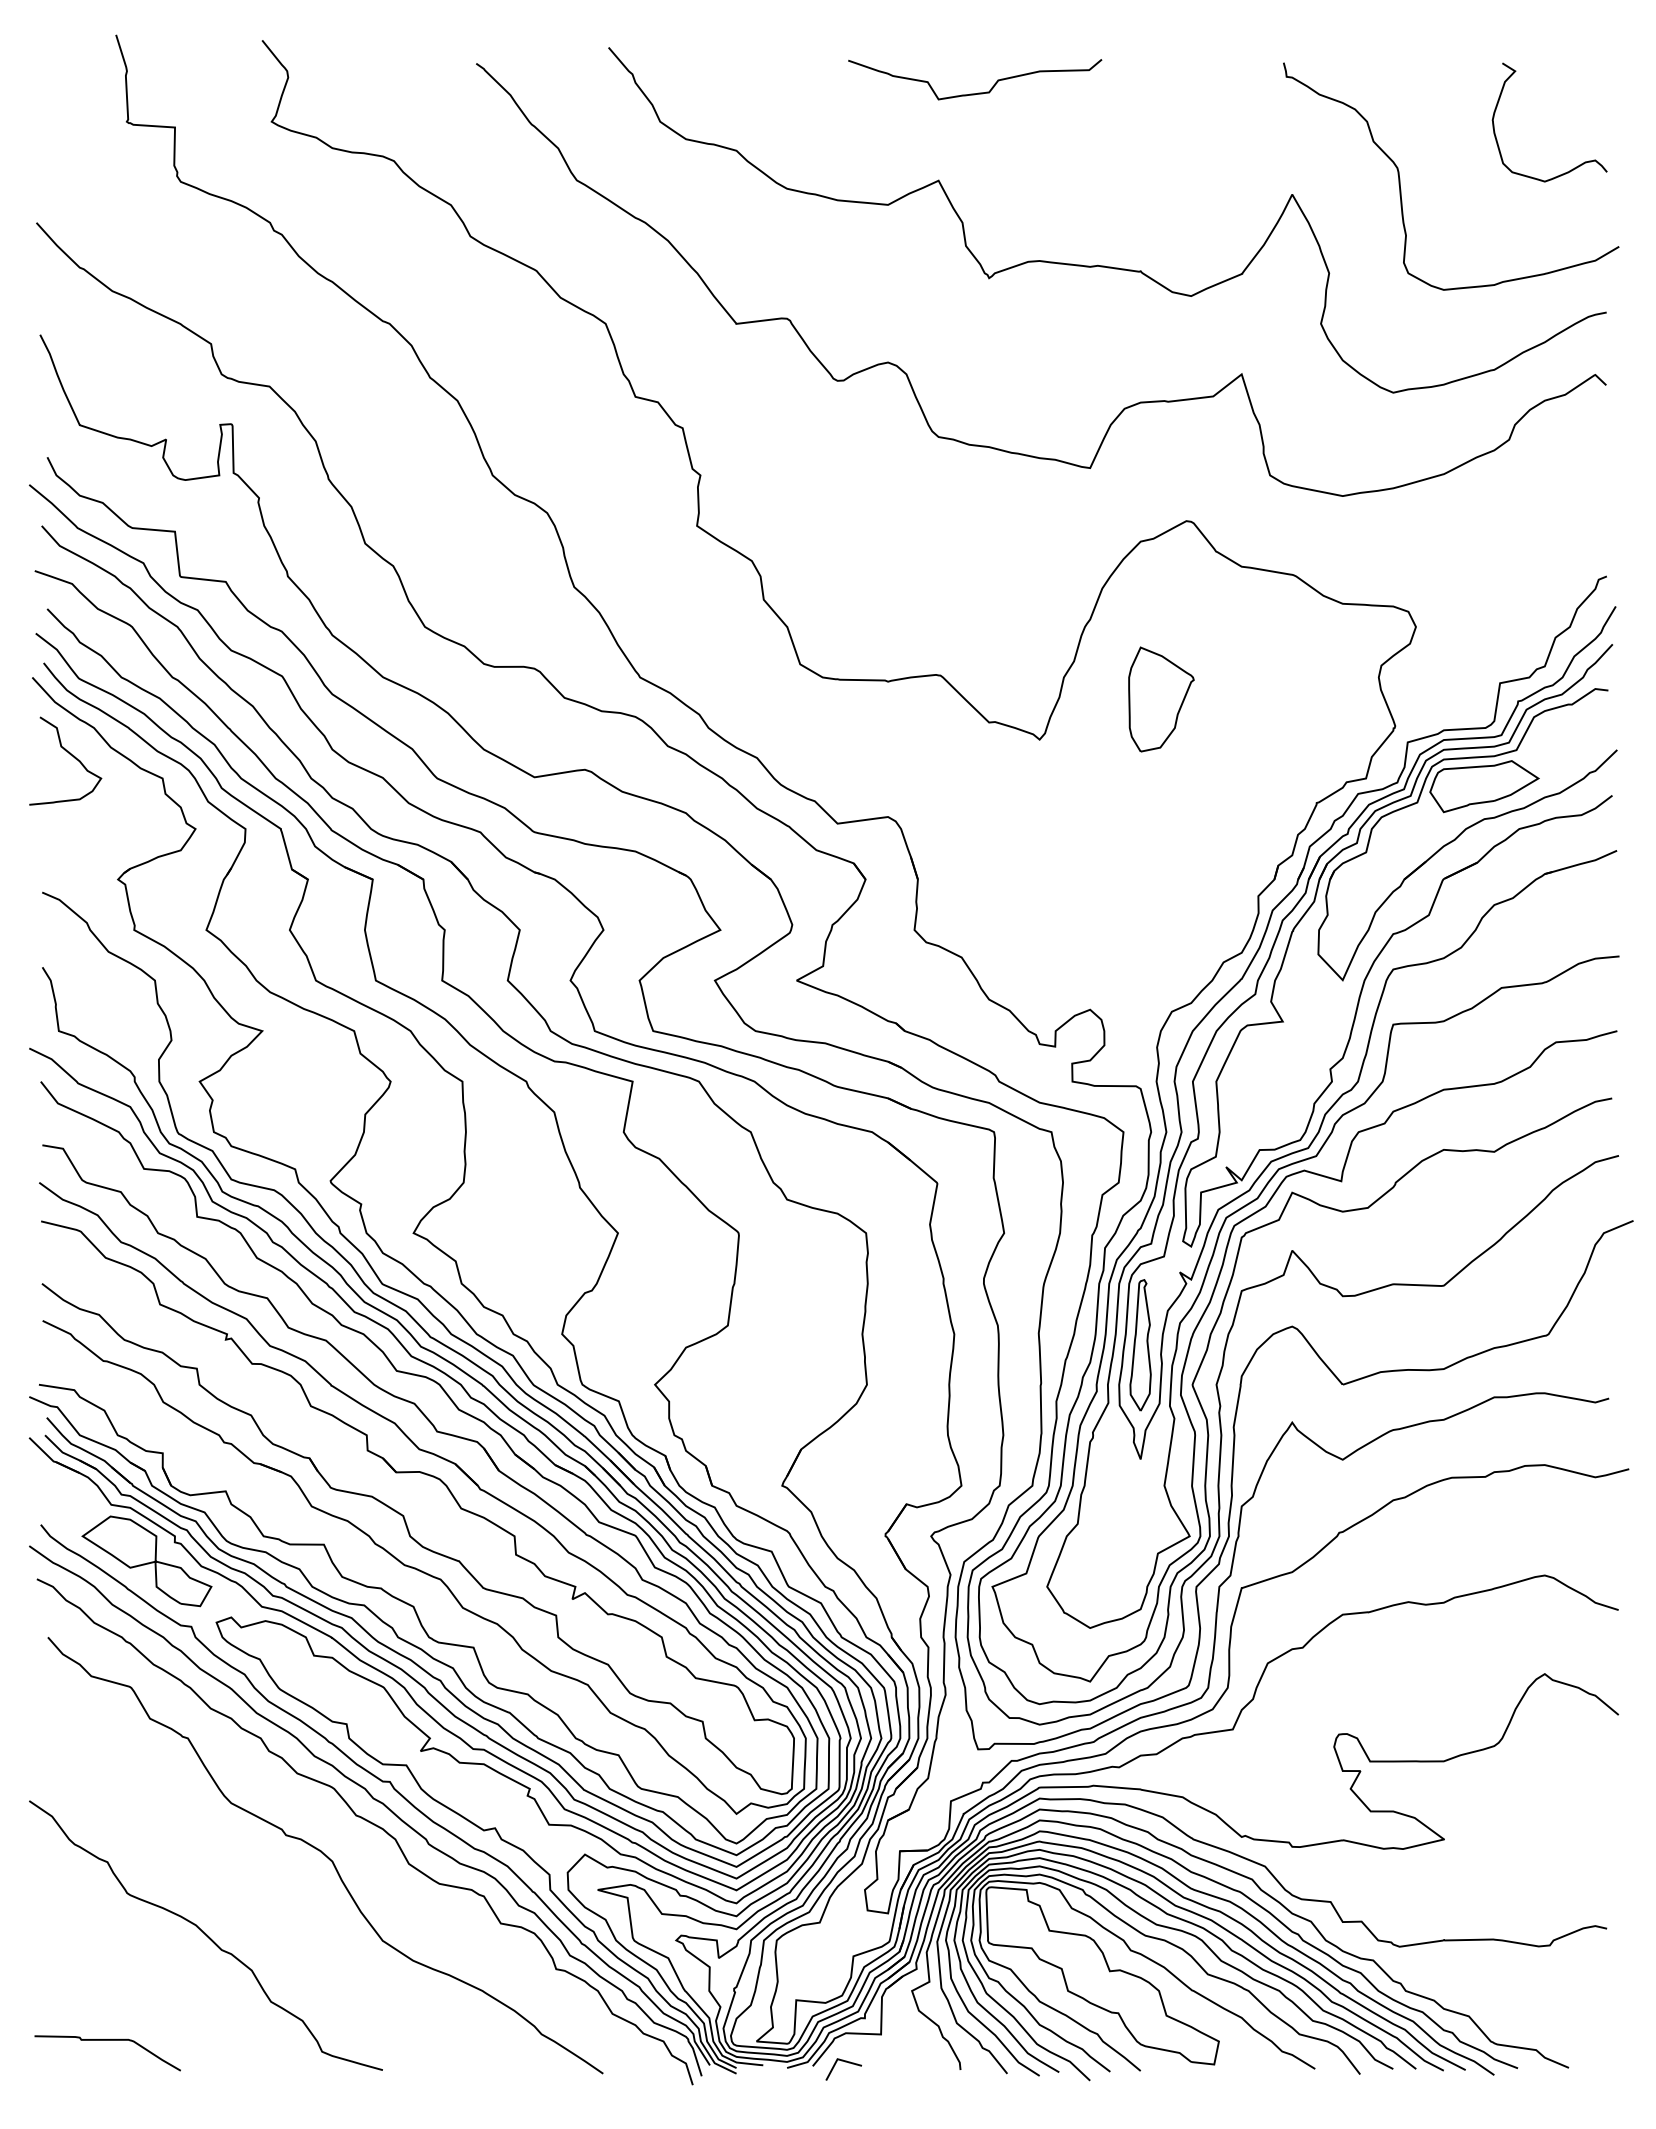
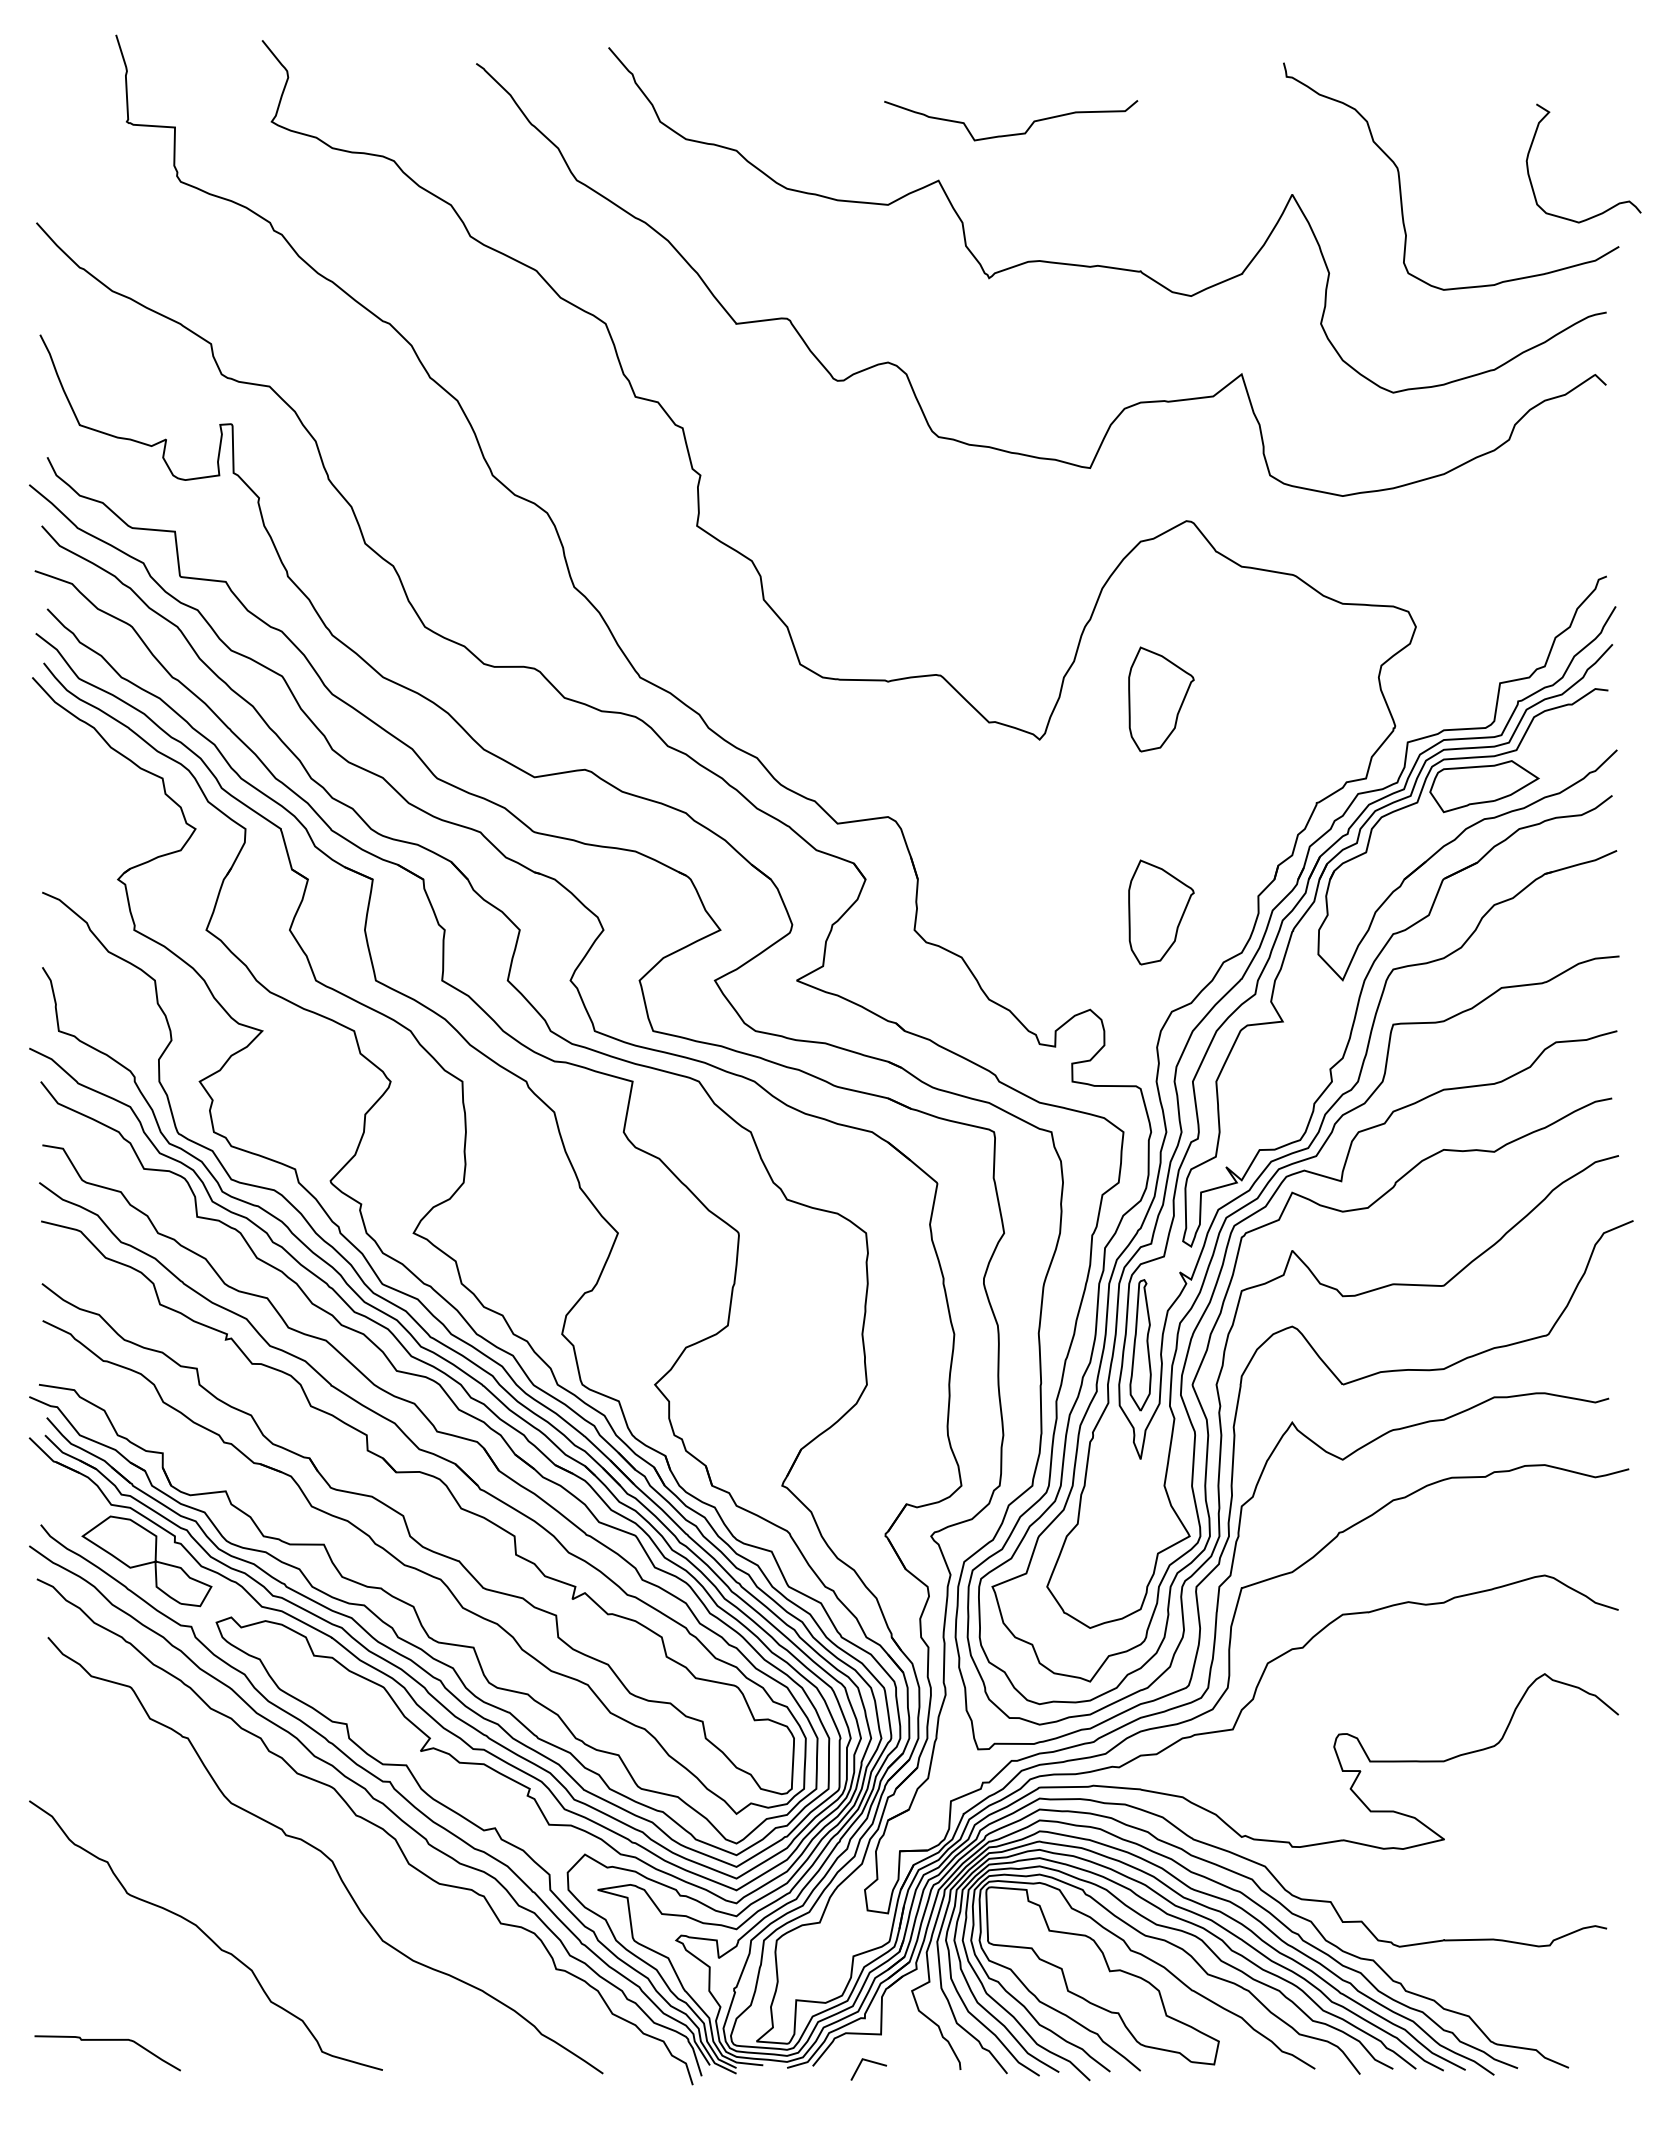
curve position: (978, 92) -> (1014, 133) (1014, 133)
curve position: (1572, 168) -> (1606, 209) (1606, 209)
curve: present -> none (70, 755)
part: none -> present (1161, 912)
line position: (845, 2062) -> (870, 2062) (870, 2062)
